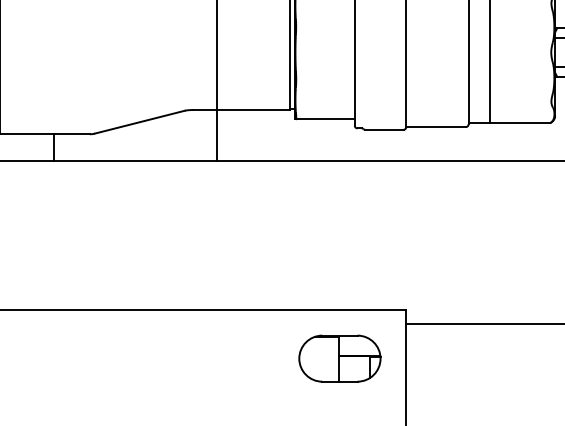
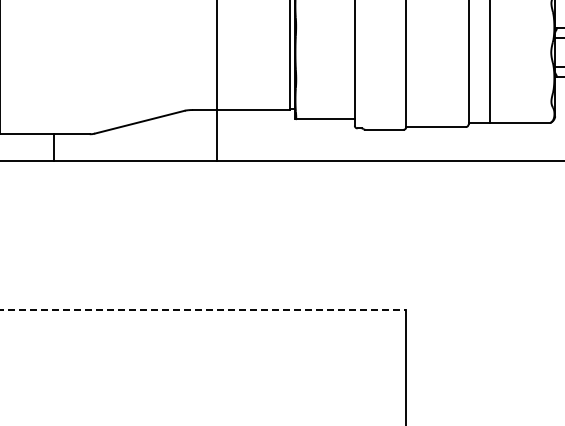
line: solid -> dashed (203, 309)
line: present -> none (483, 323)
part: present -> none (339, 358)
